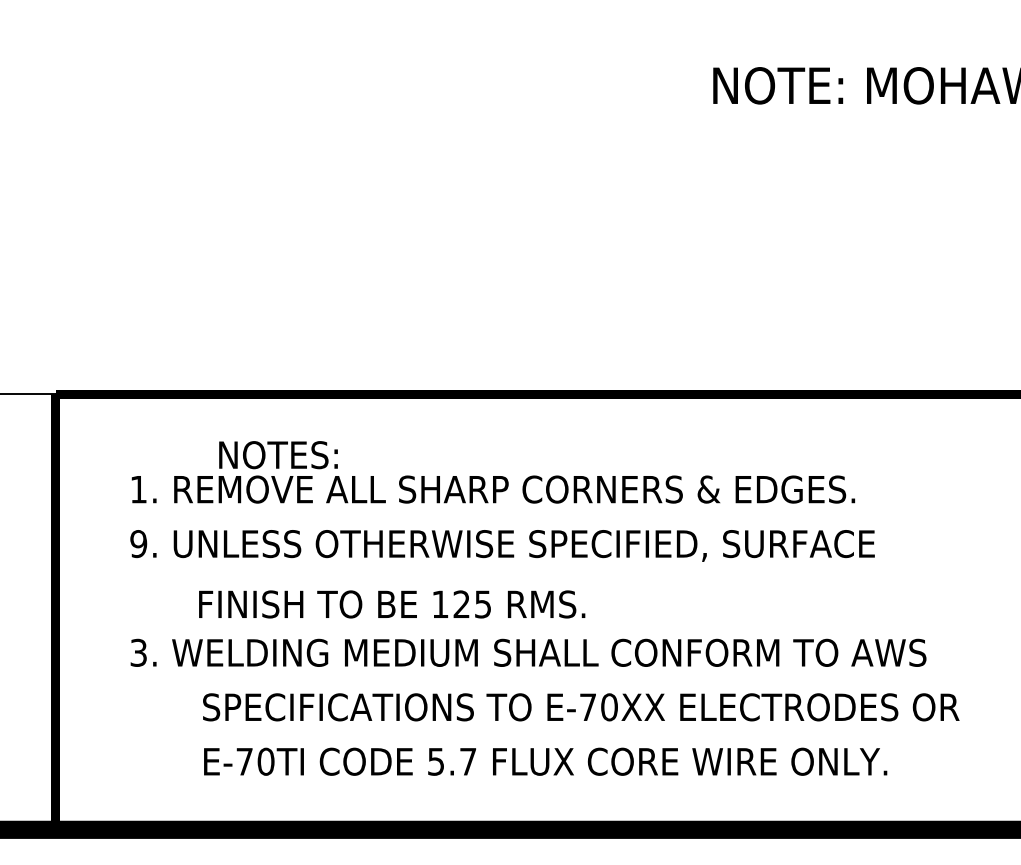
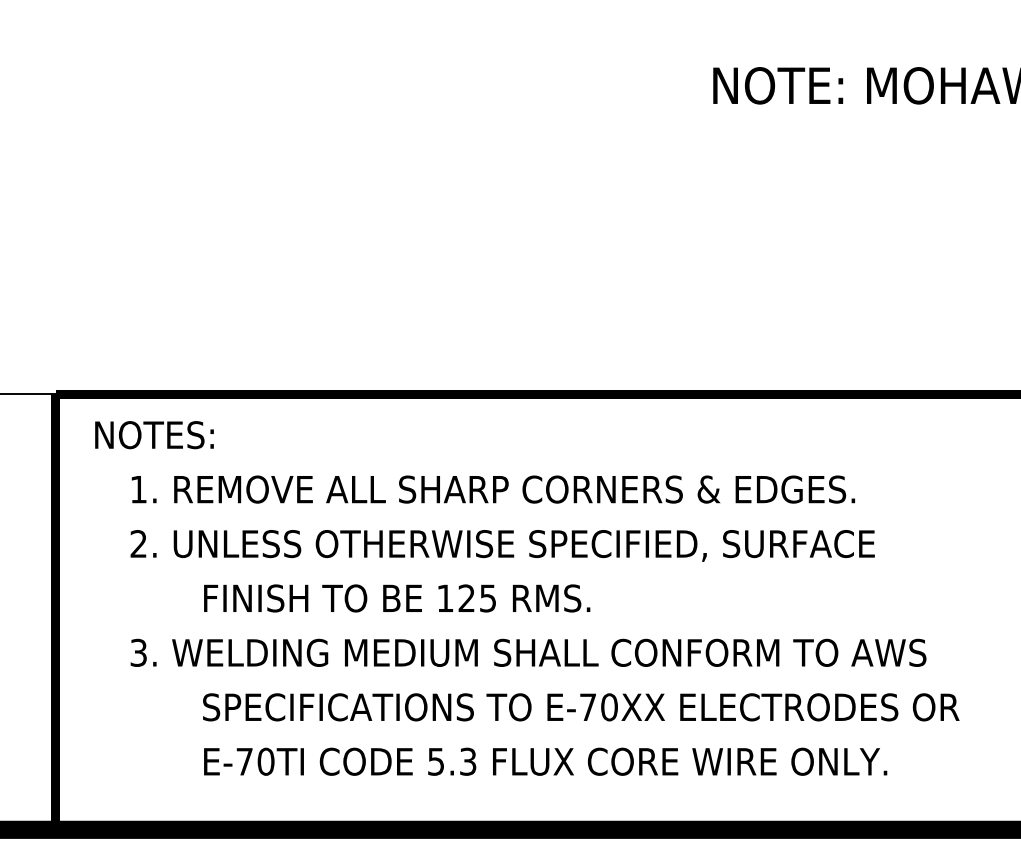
text position: (278, 455) -> (154, 435) (154, 435)
text: 9. -> 2. (138, 544)
text position: (392, 604) -> (397, 598) (397, 598)
text: 5.7 -> 5.3 (468, 761)
